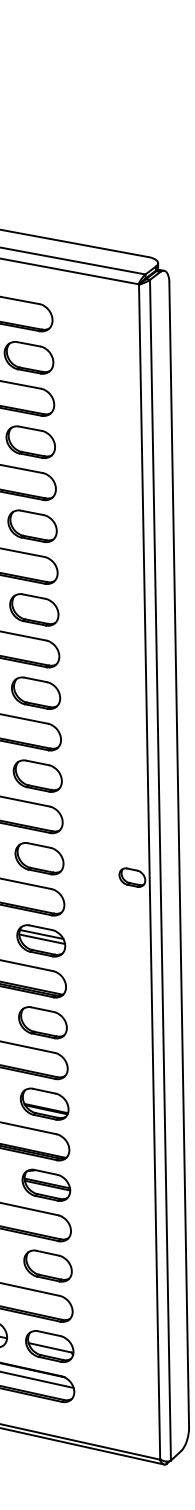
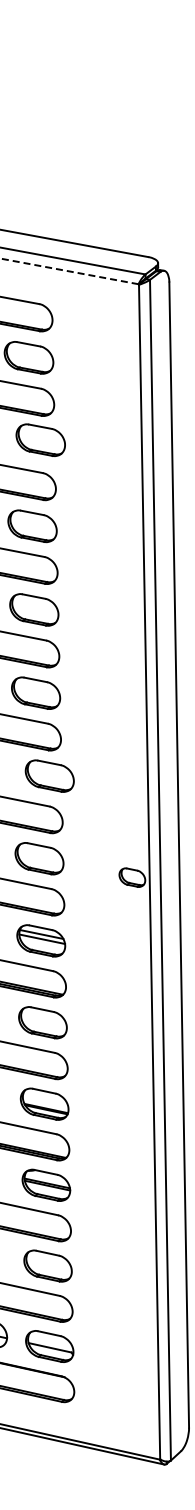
line: solid -> dashed (69, 271)
part position: (30, 441) -> (40, 439) (40, 439)
part position: (37, 775) -> (49, 775) (49, 775)
line: present -> none (37, 1379)
